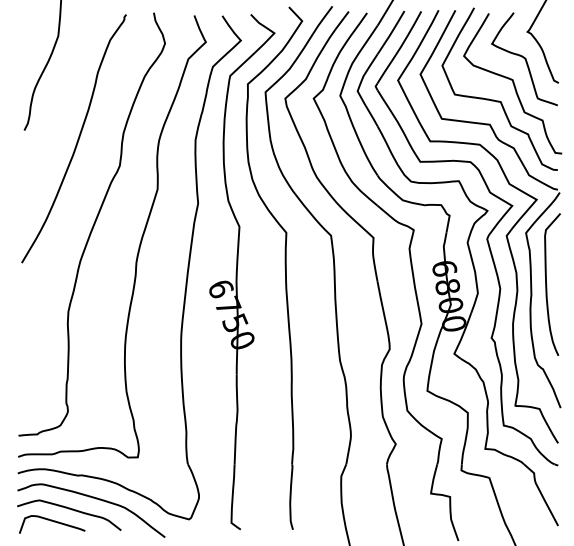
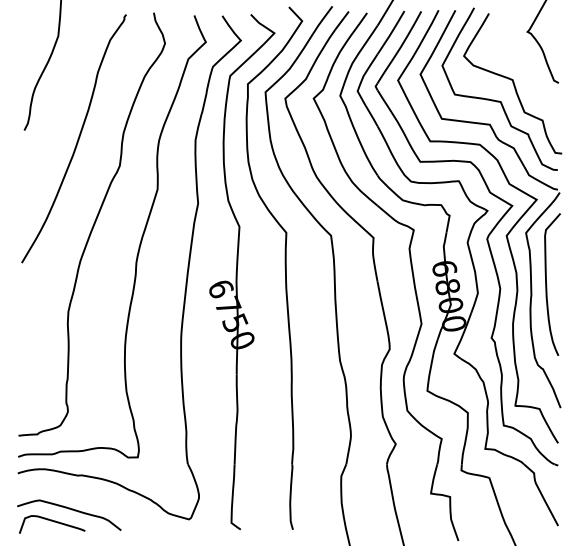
curve: present -> none (524, 59)
curve: present -> none (92, 498)
